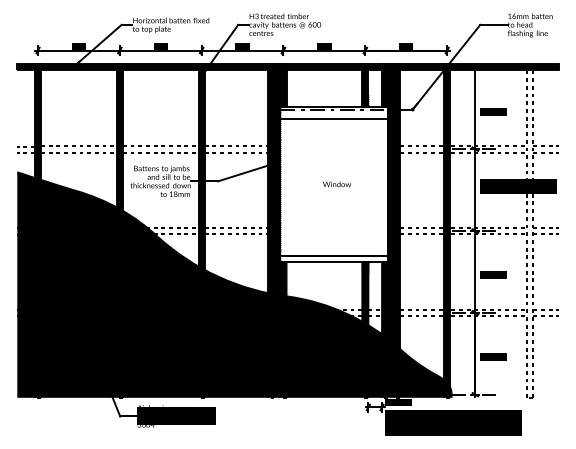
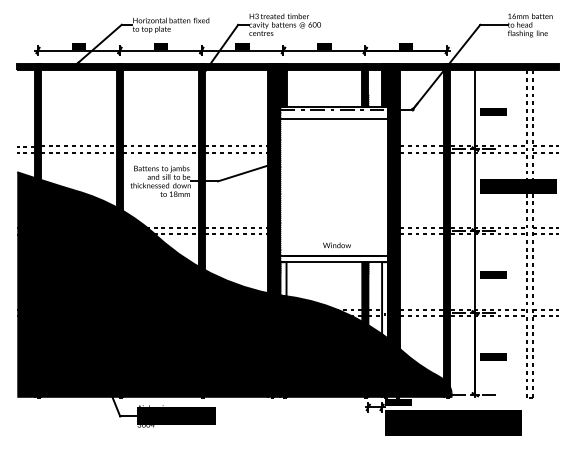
text position: (336, 184) -> (336, 245) (336, 245)
fill: present -> none (283, 279)
fill: present -> none (385, 300)
